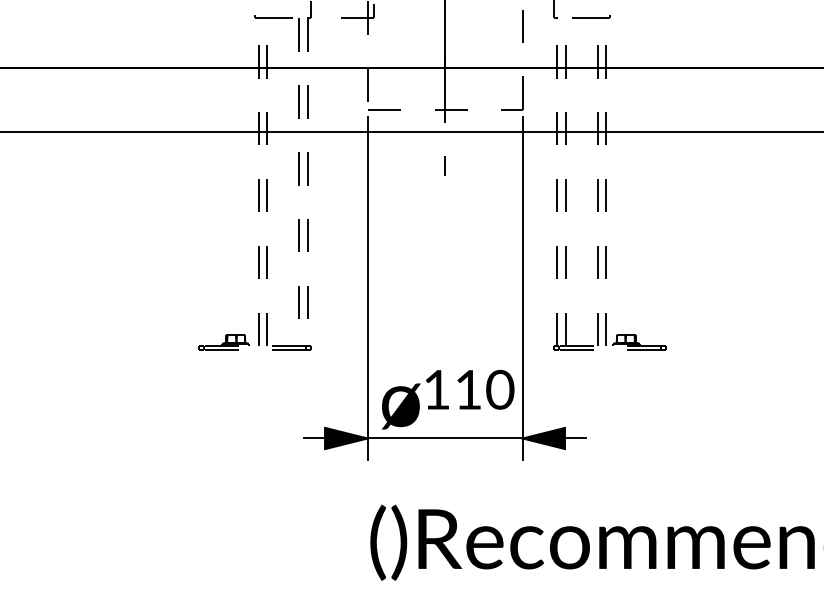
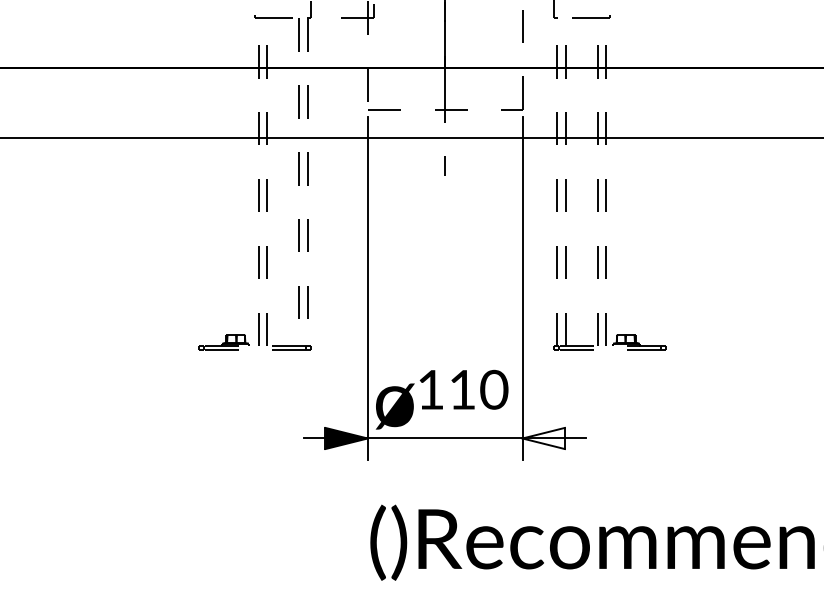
line position: (411, 132) -> (411, 138) (411, 138)
text position: (447, 399) -> (441, 399) (441, 399)
fill: present -> none (543, 438)
